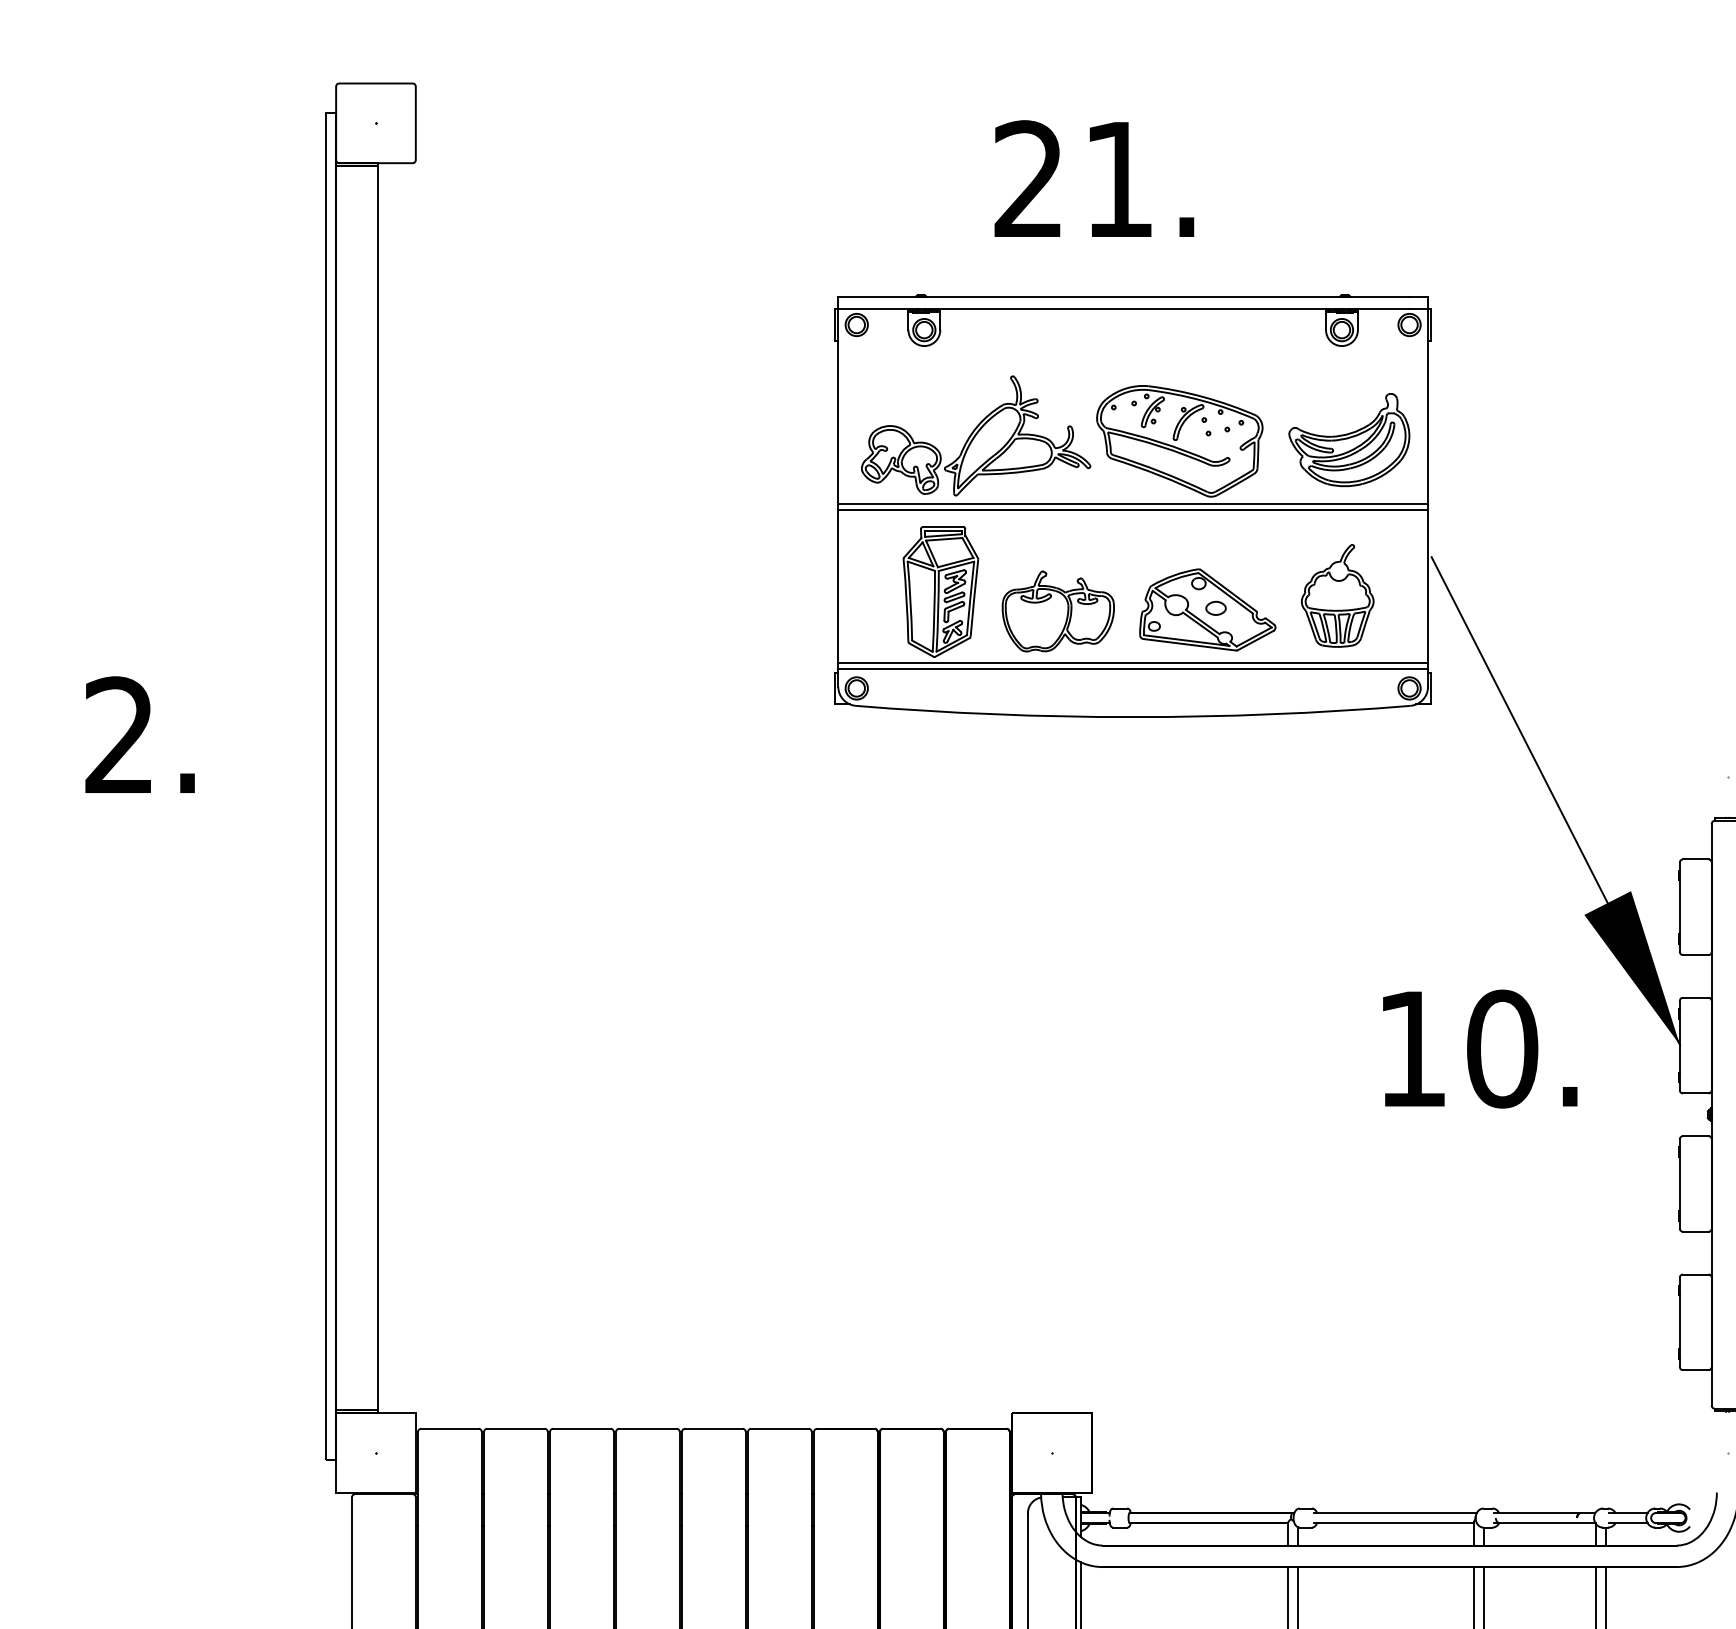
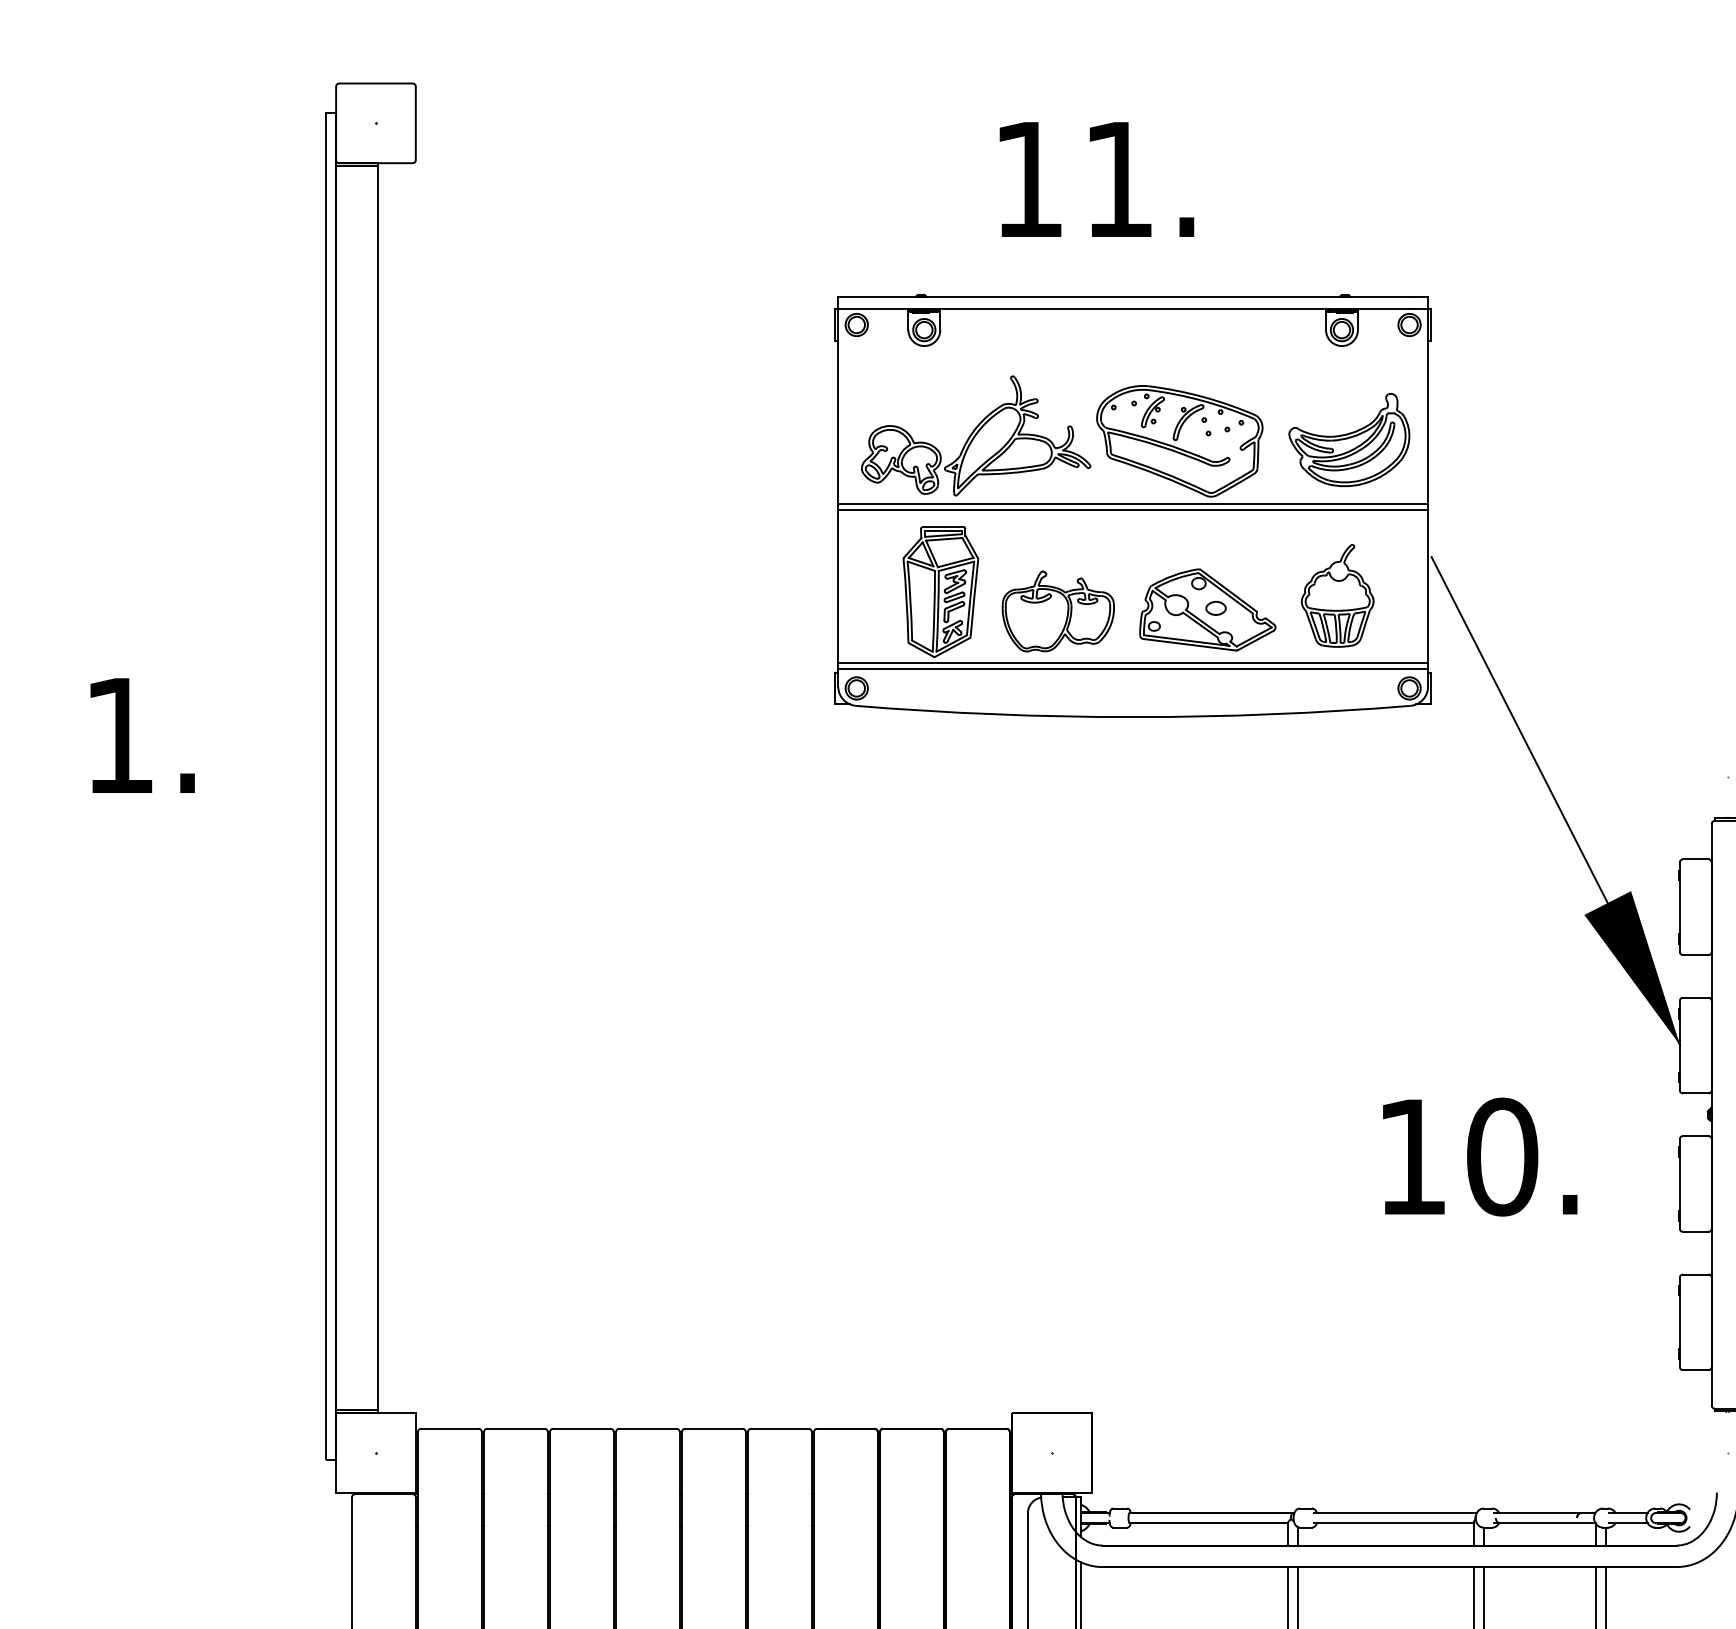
text: 21. -> 11. (1027, 178)
text: 2. -> 1. (118, 734)
text position: (1480, 1048) -> (1480, 1156) (1480, 1156)
